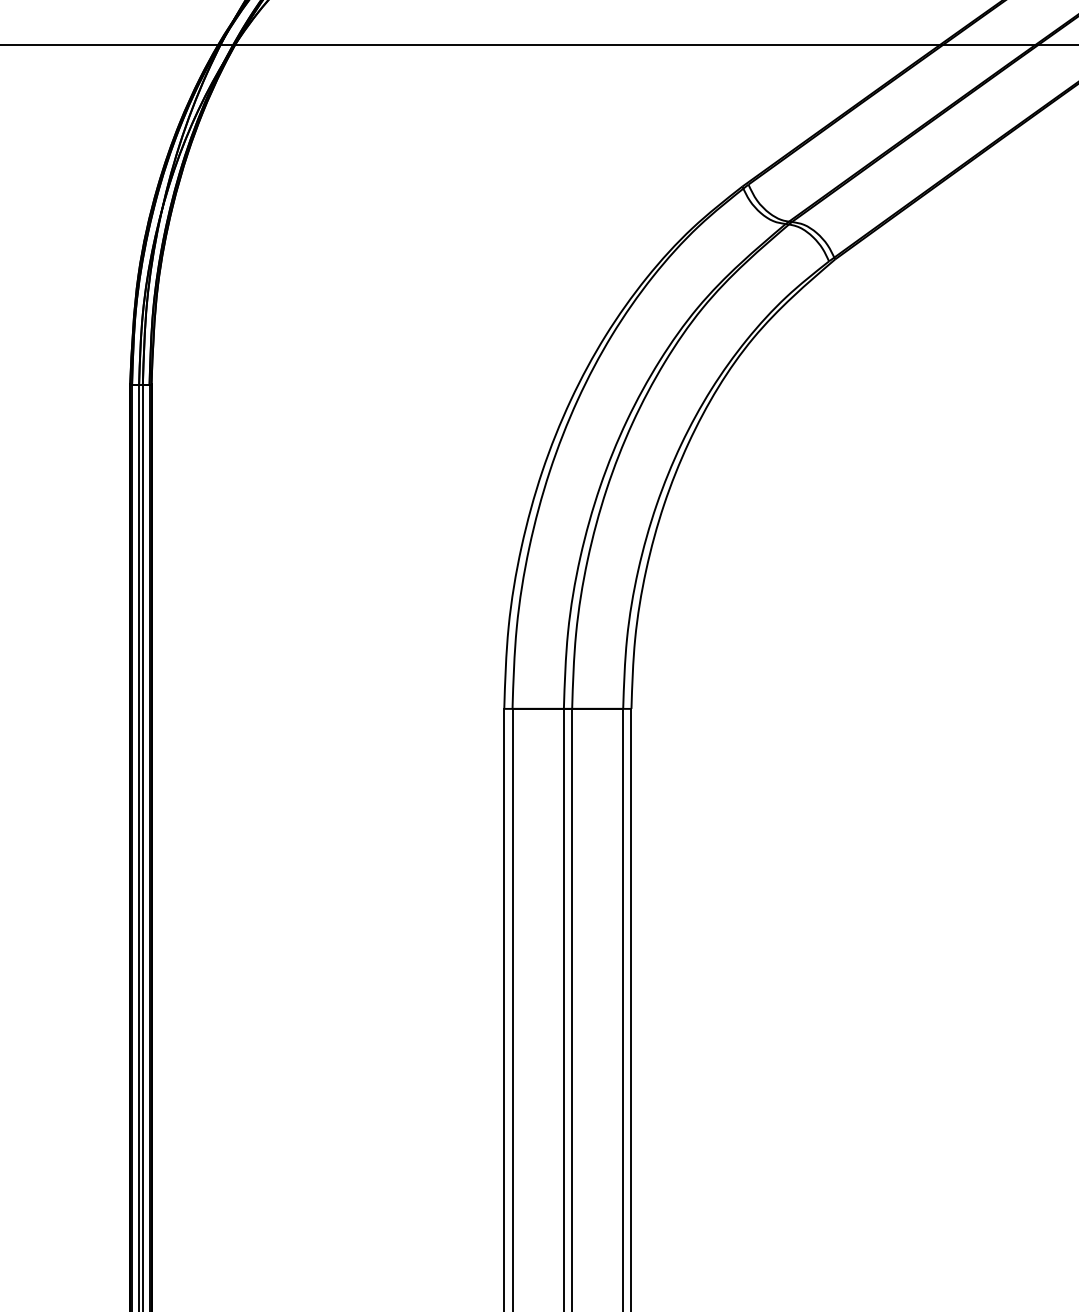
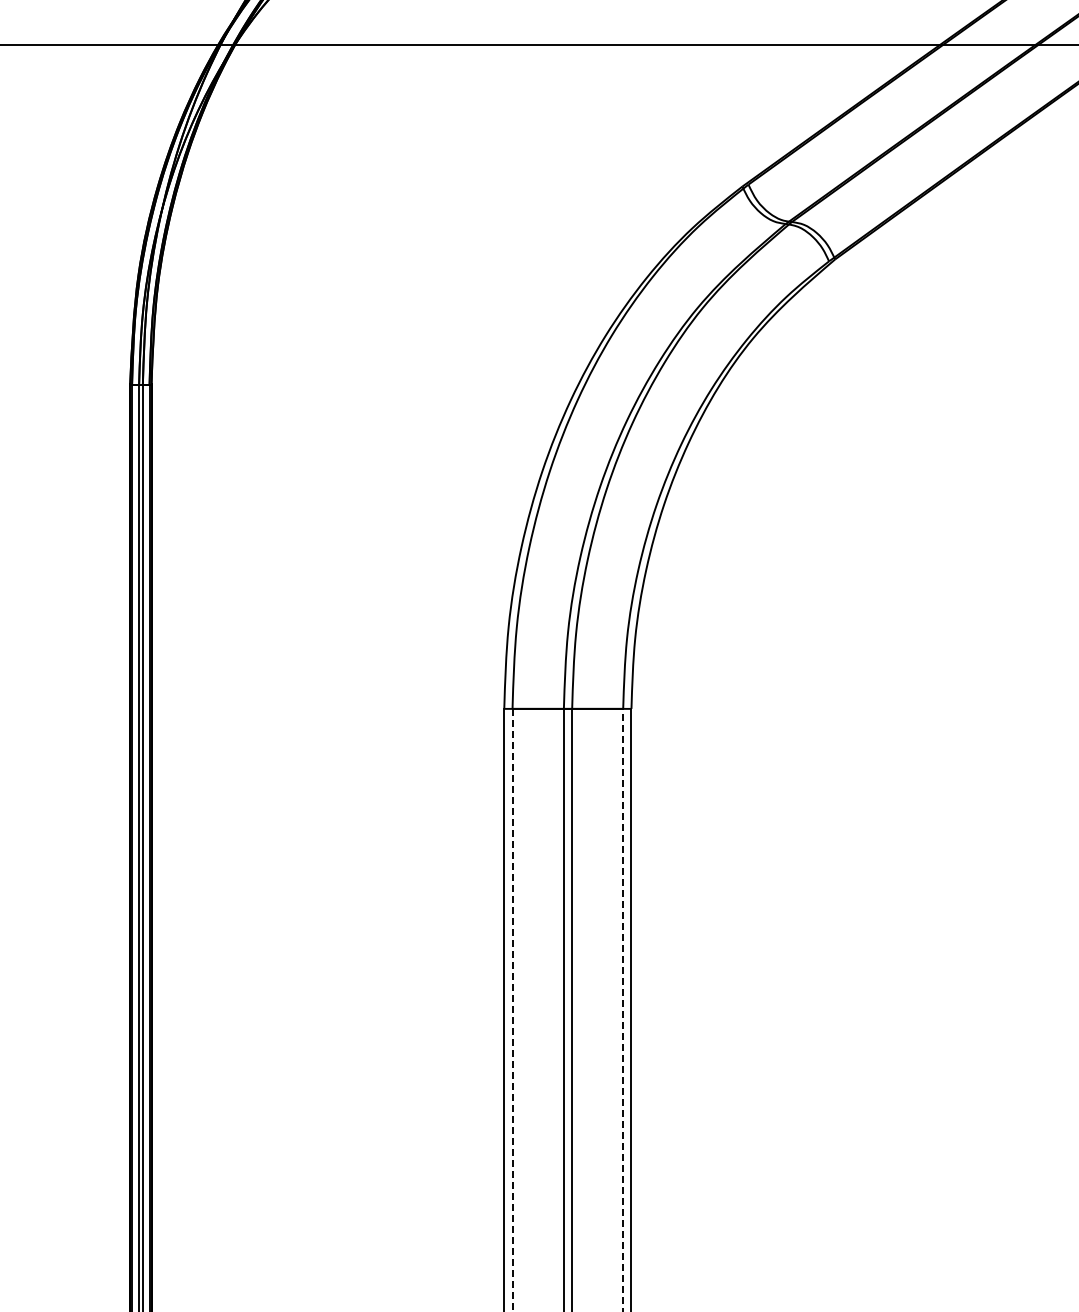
line: solid -> dashed (623, 1009)
line: solid -> dashed (512, 1010)
